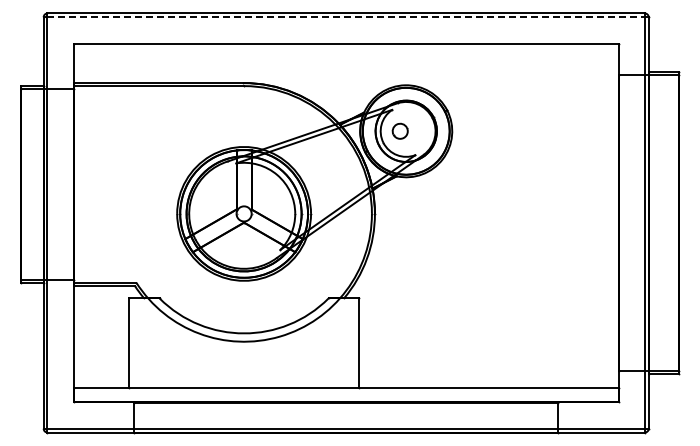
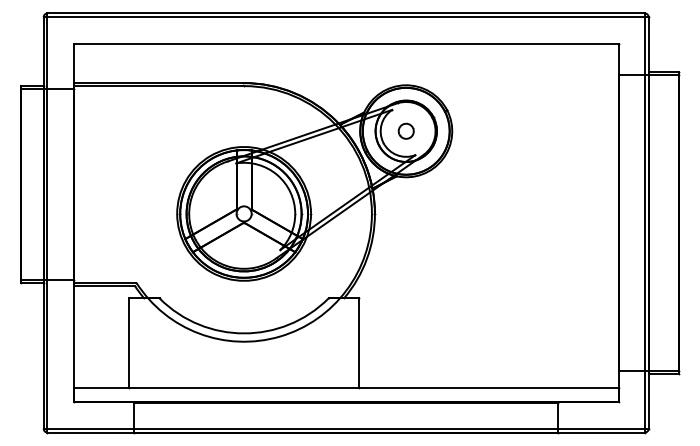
line: dashed -> solid (346, 17)
part position: (399, 130) -> (405, 130) (405, 130)
